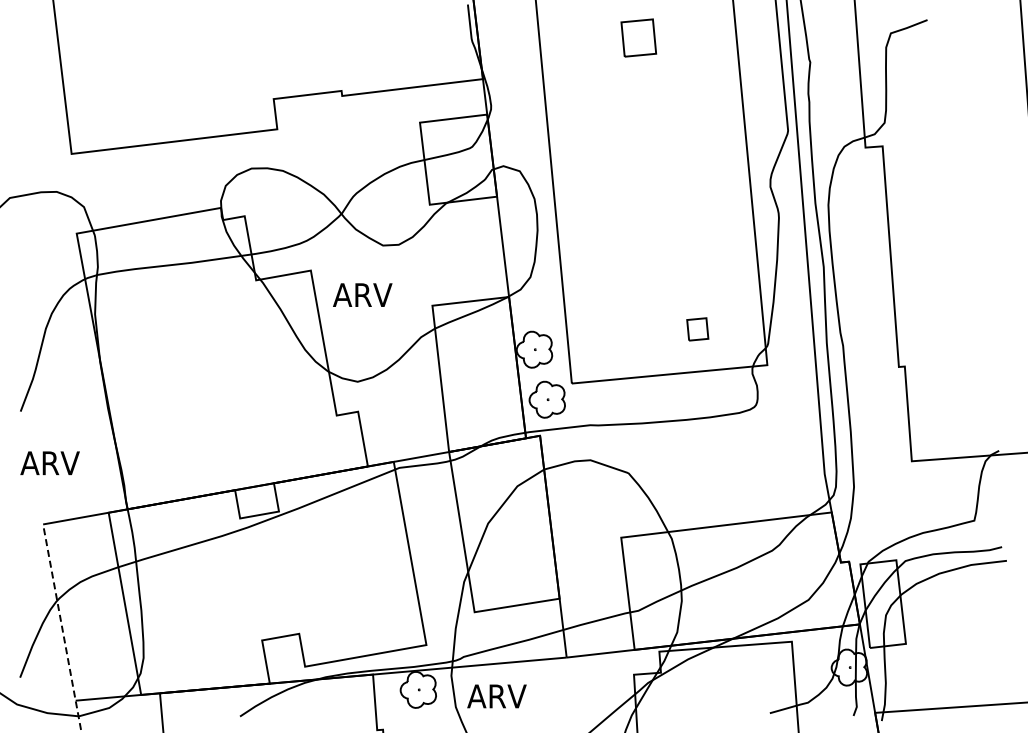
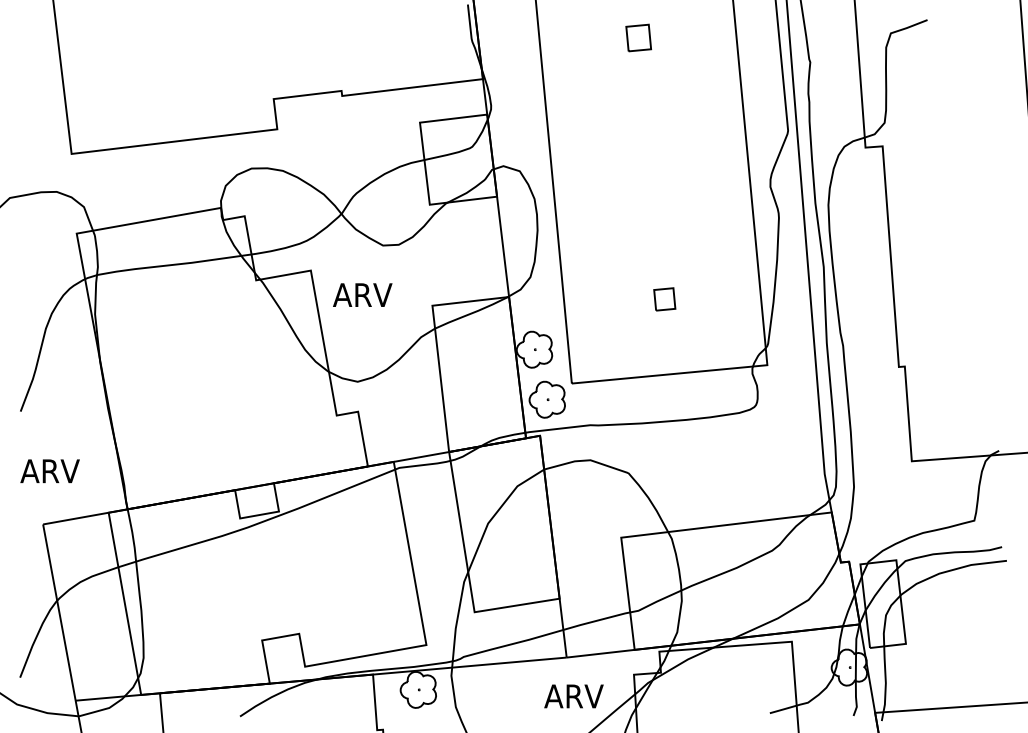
part size: 38x40 px -> 27x30 px (638, 37)
part position: (697, 329) -> (664, 299) (664, 299)
text position: (49, 463) -> (49, 471) (49, 471)
line: dashed -> solid (62, 628)
text position: (496, 696) -> (573, 696) (573, 696)
